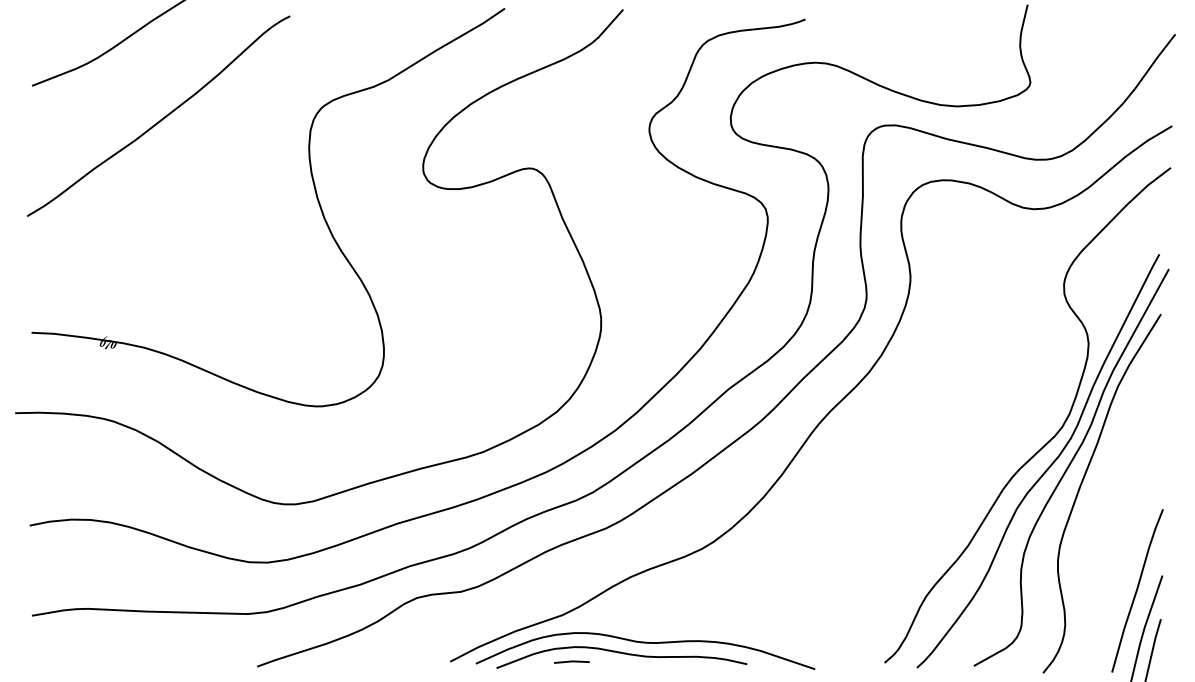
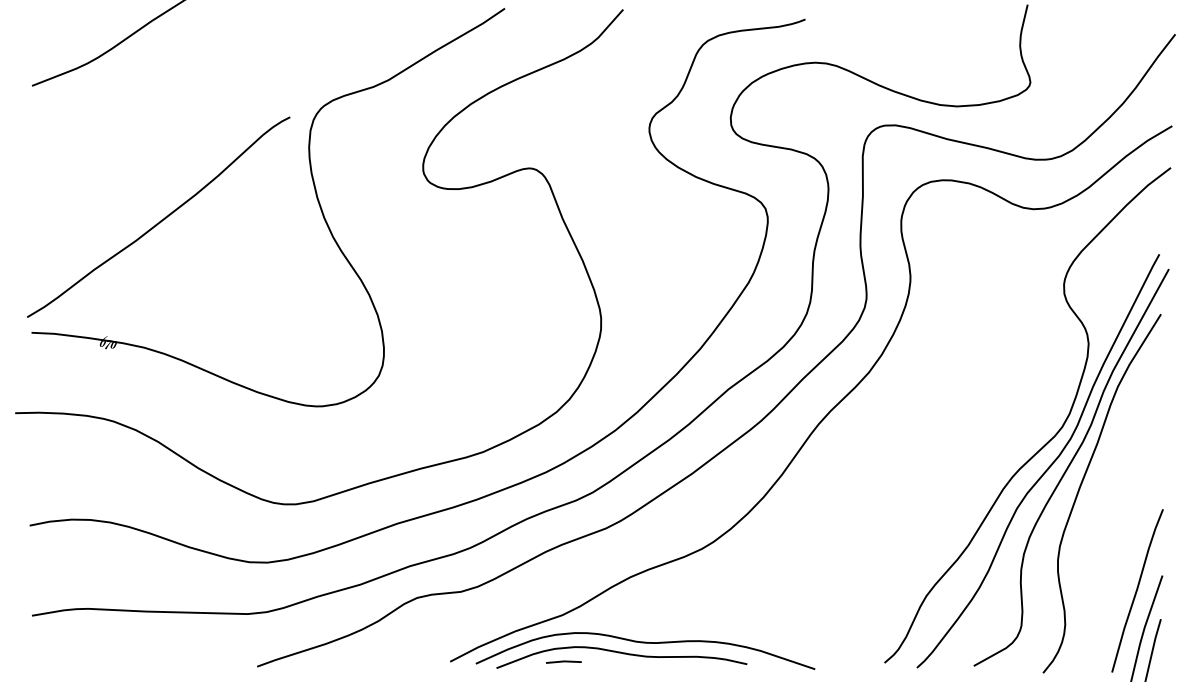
curve position: (161, 118) -> (161, 219) (161, 219)
line position: (571, 661) -> (563, 661) (563, 661)
